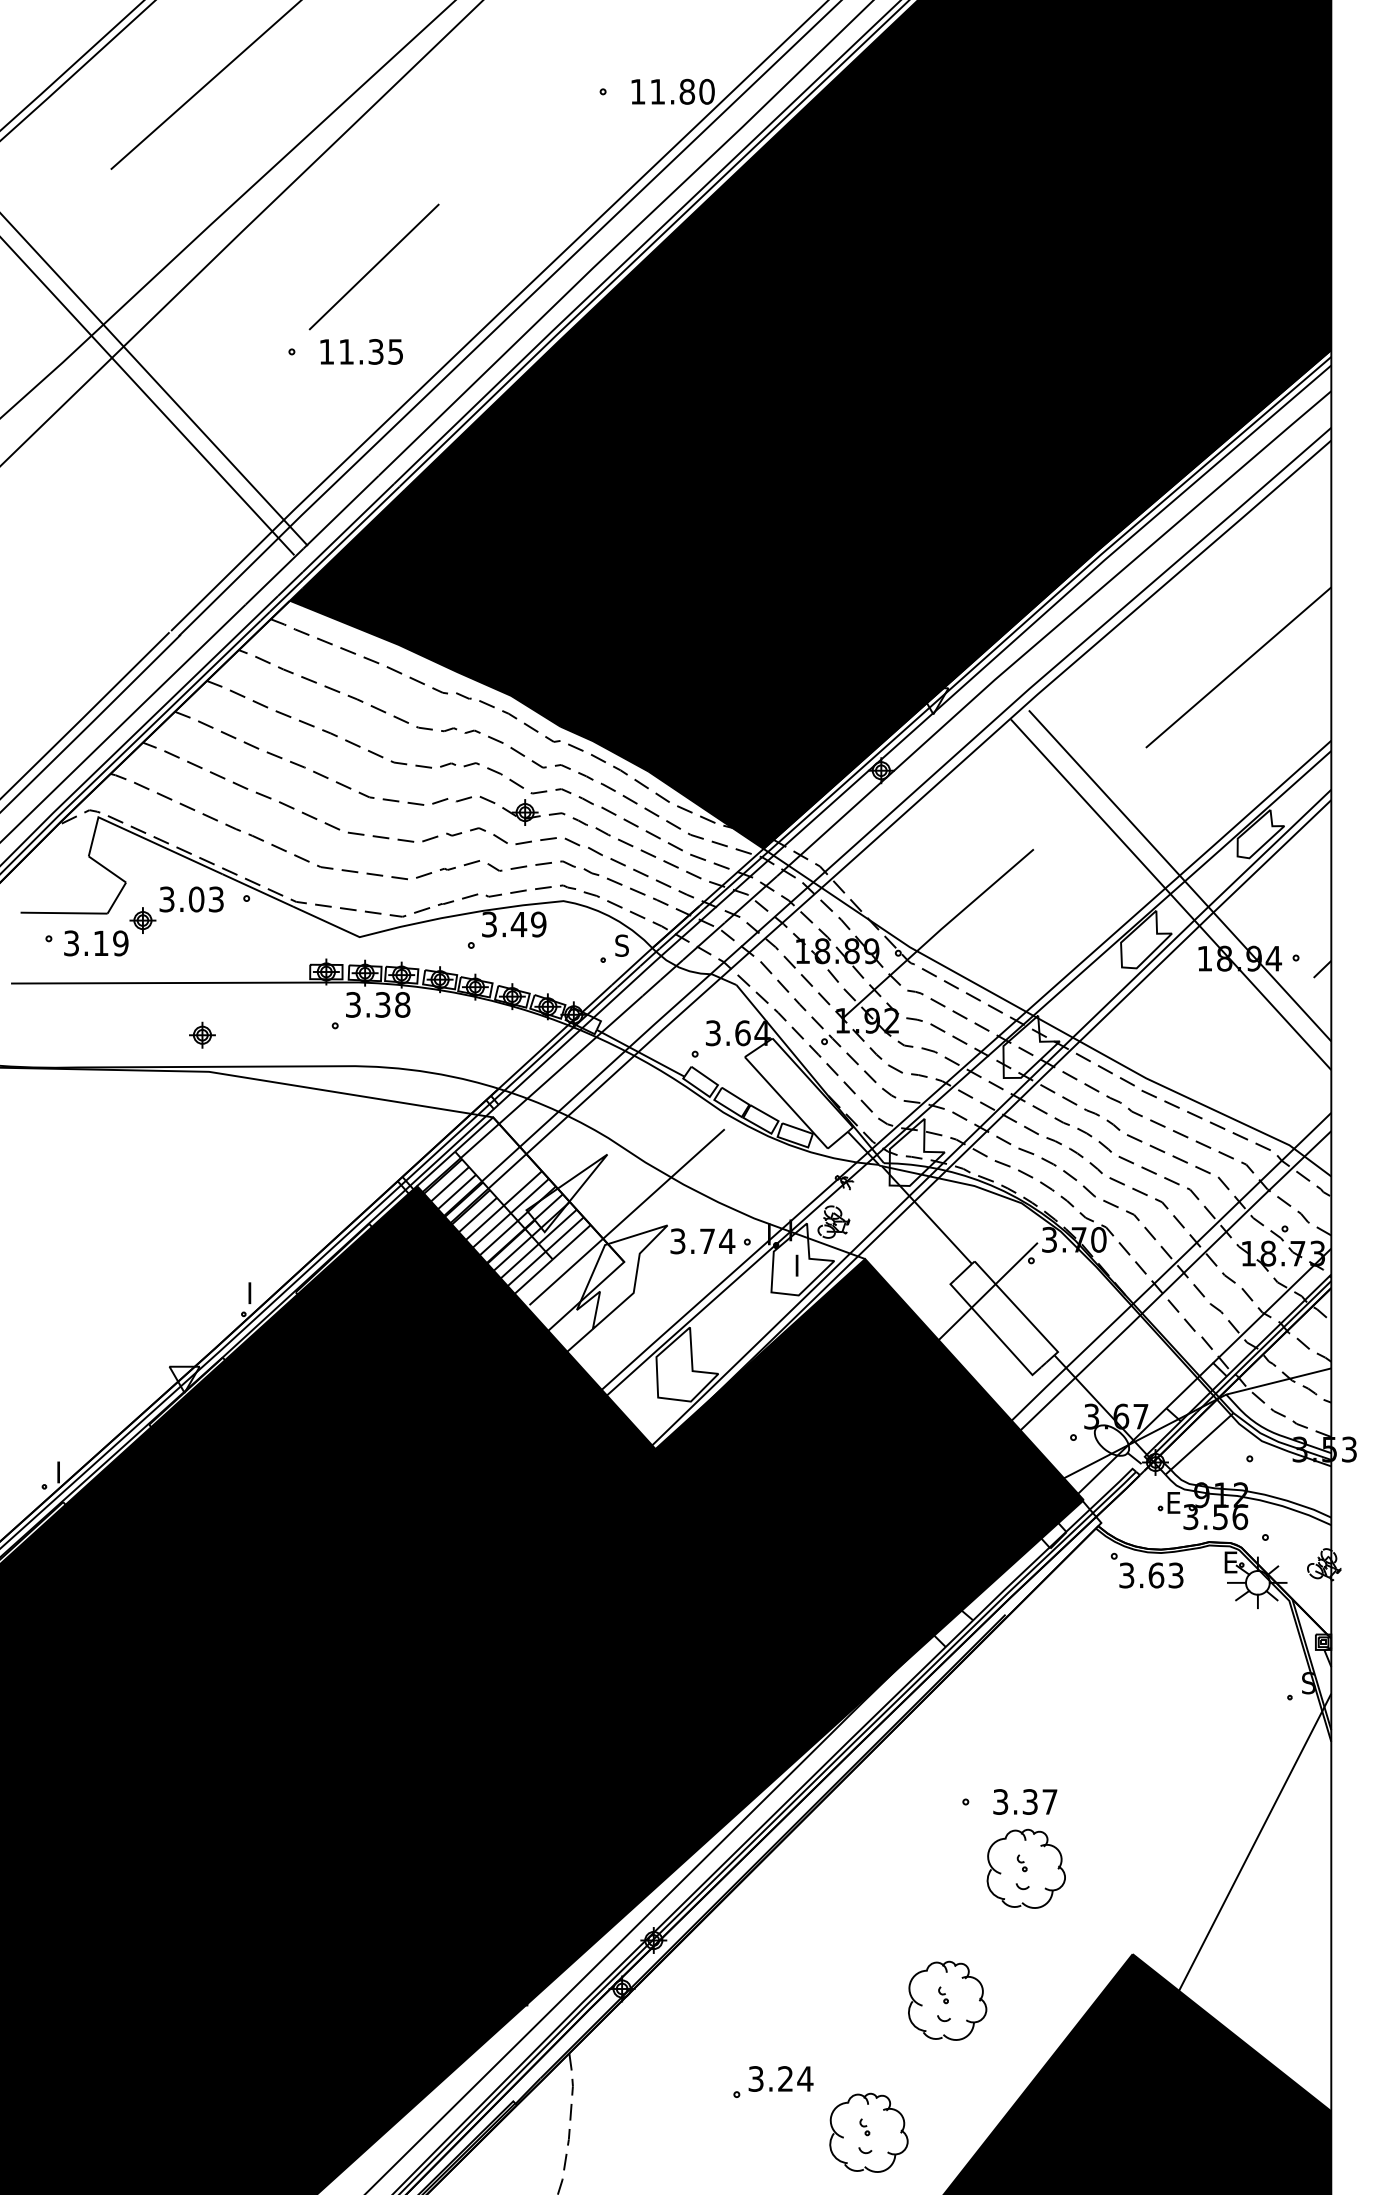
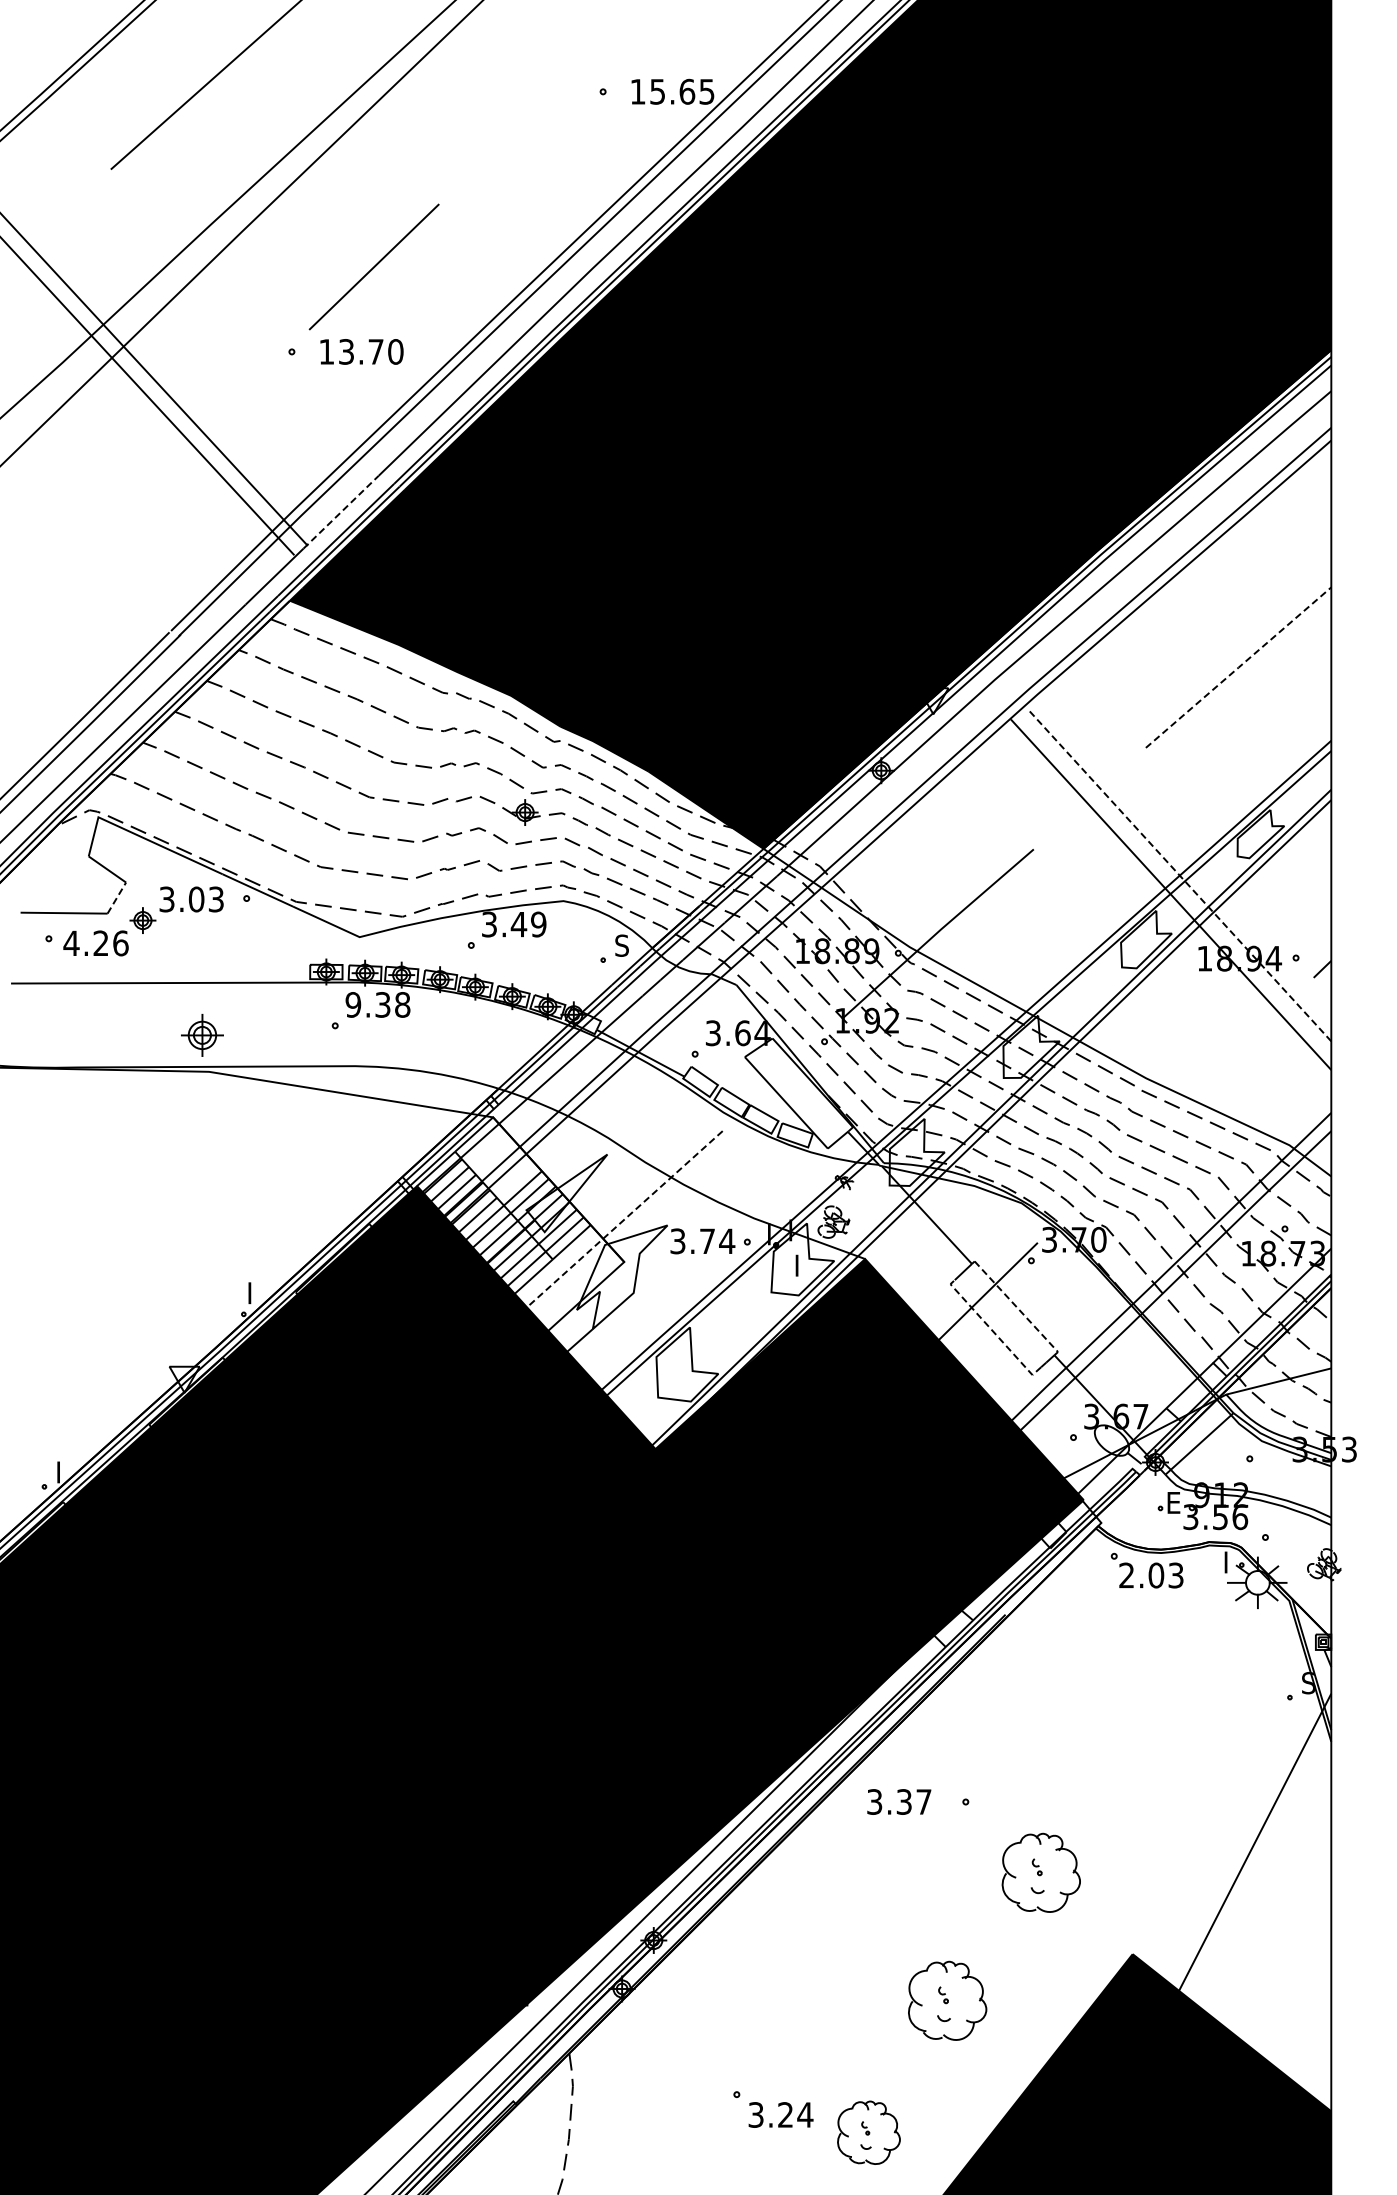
text: 11.80 -> 15.65 (682, 91)
text: 11.35 -> 13.70 (371, 351)
line: solid -> dashed (341, 511)
line: solid -> dashed (1238, 667)
line: solid -> dashed (1180, 875)
line: solid -> dashed (117, 897)
text: 3.19 -> 4.26 (95, 943)
text: 3.38 -> 9.38 (353, 1004)
part size: 27x28 px -> 43x43 px (202, 1035)
line: solid -> dashed (627, 1217)
line: solid -> dashed (1018, 1308)
line: solid -> dashed (993, 1331)
text: E -> I (1232, 1562)
text: 3.63 -> 2.03 (1141, 1575)
text position: (1025, 1801) -> (899, 1801) (899, 1801)
part position: (1025, 1868) -> (1040, 1872) (1040, 1872)
text position: (780, 2078) -> (780, 2114) (780, 2114)
part size: 80x81 px -> 64x65 px (868, 2132)
